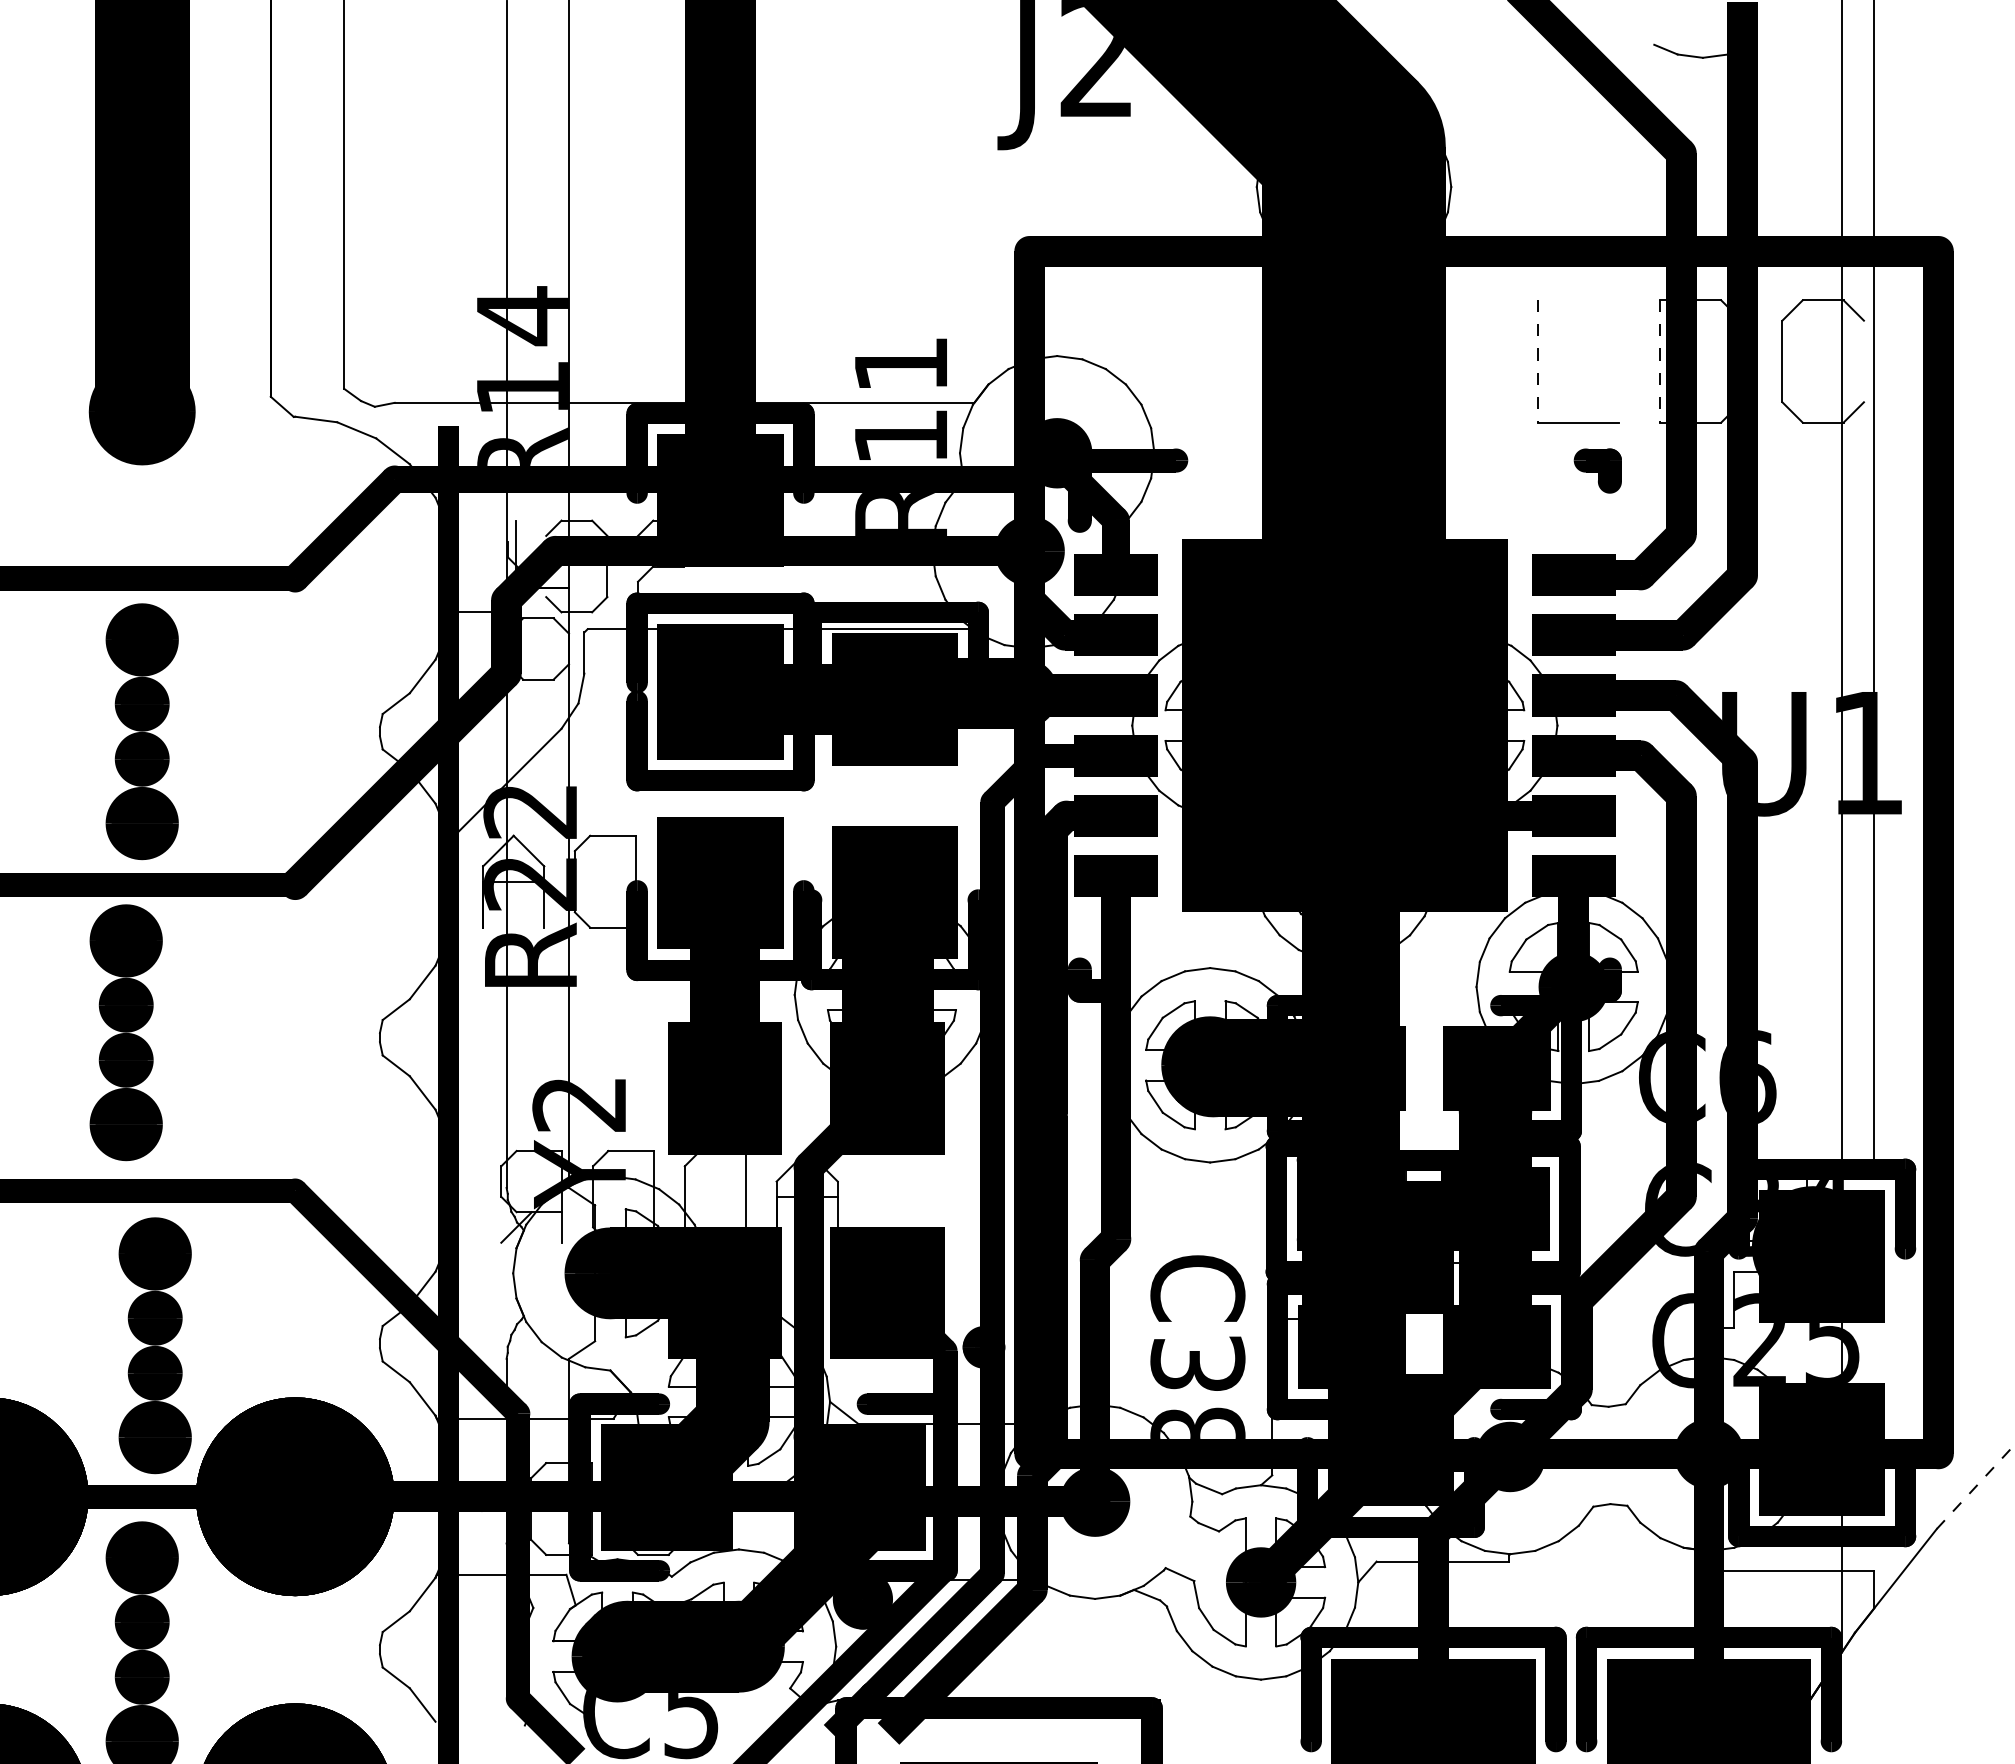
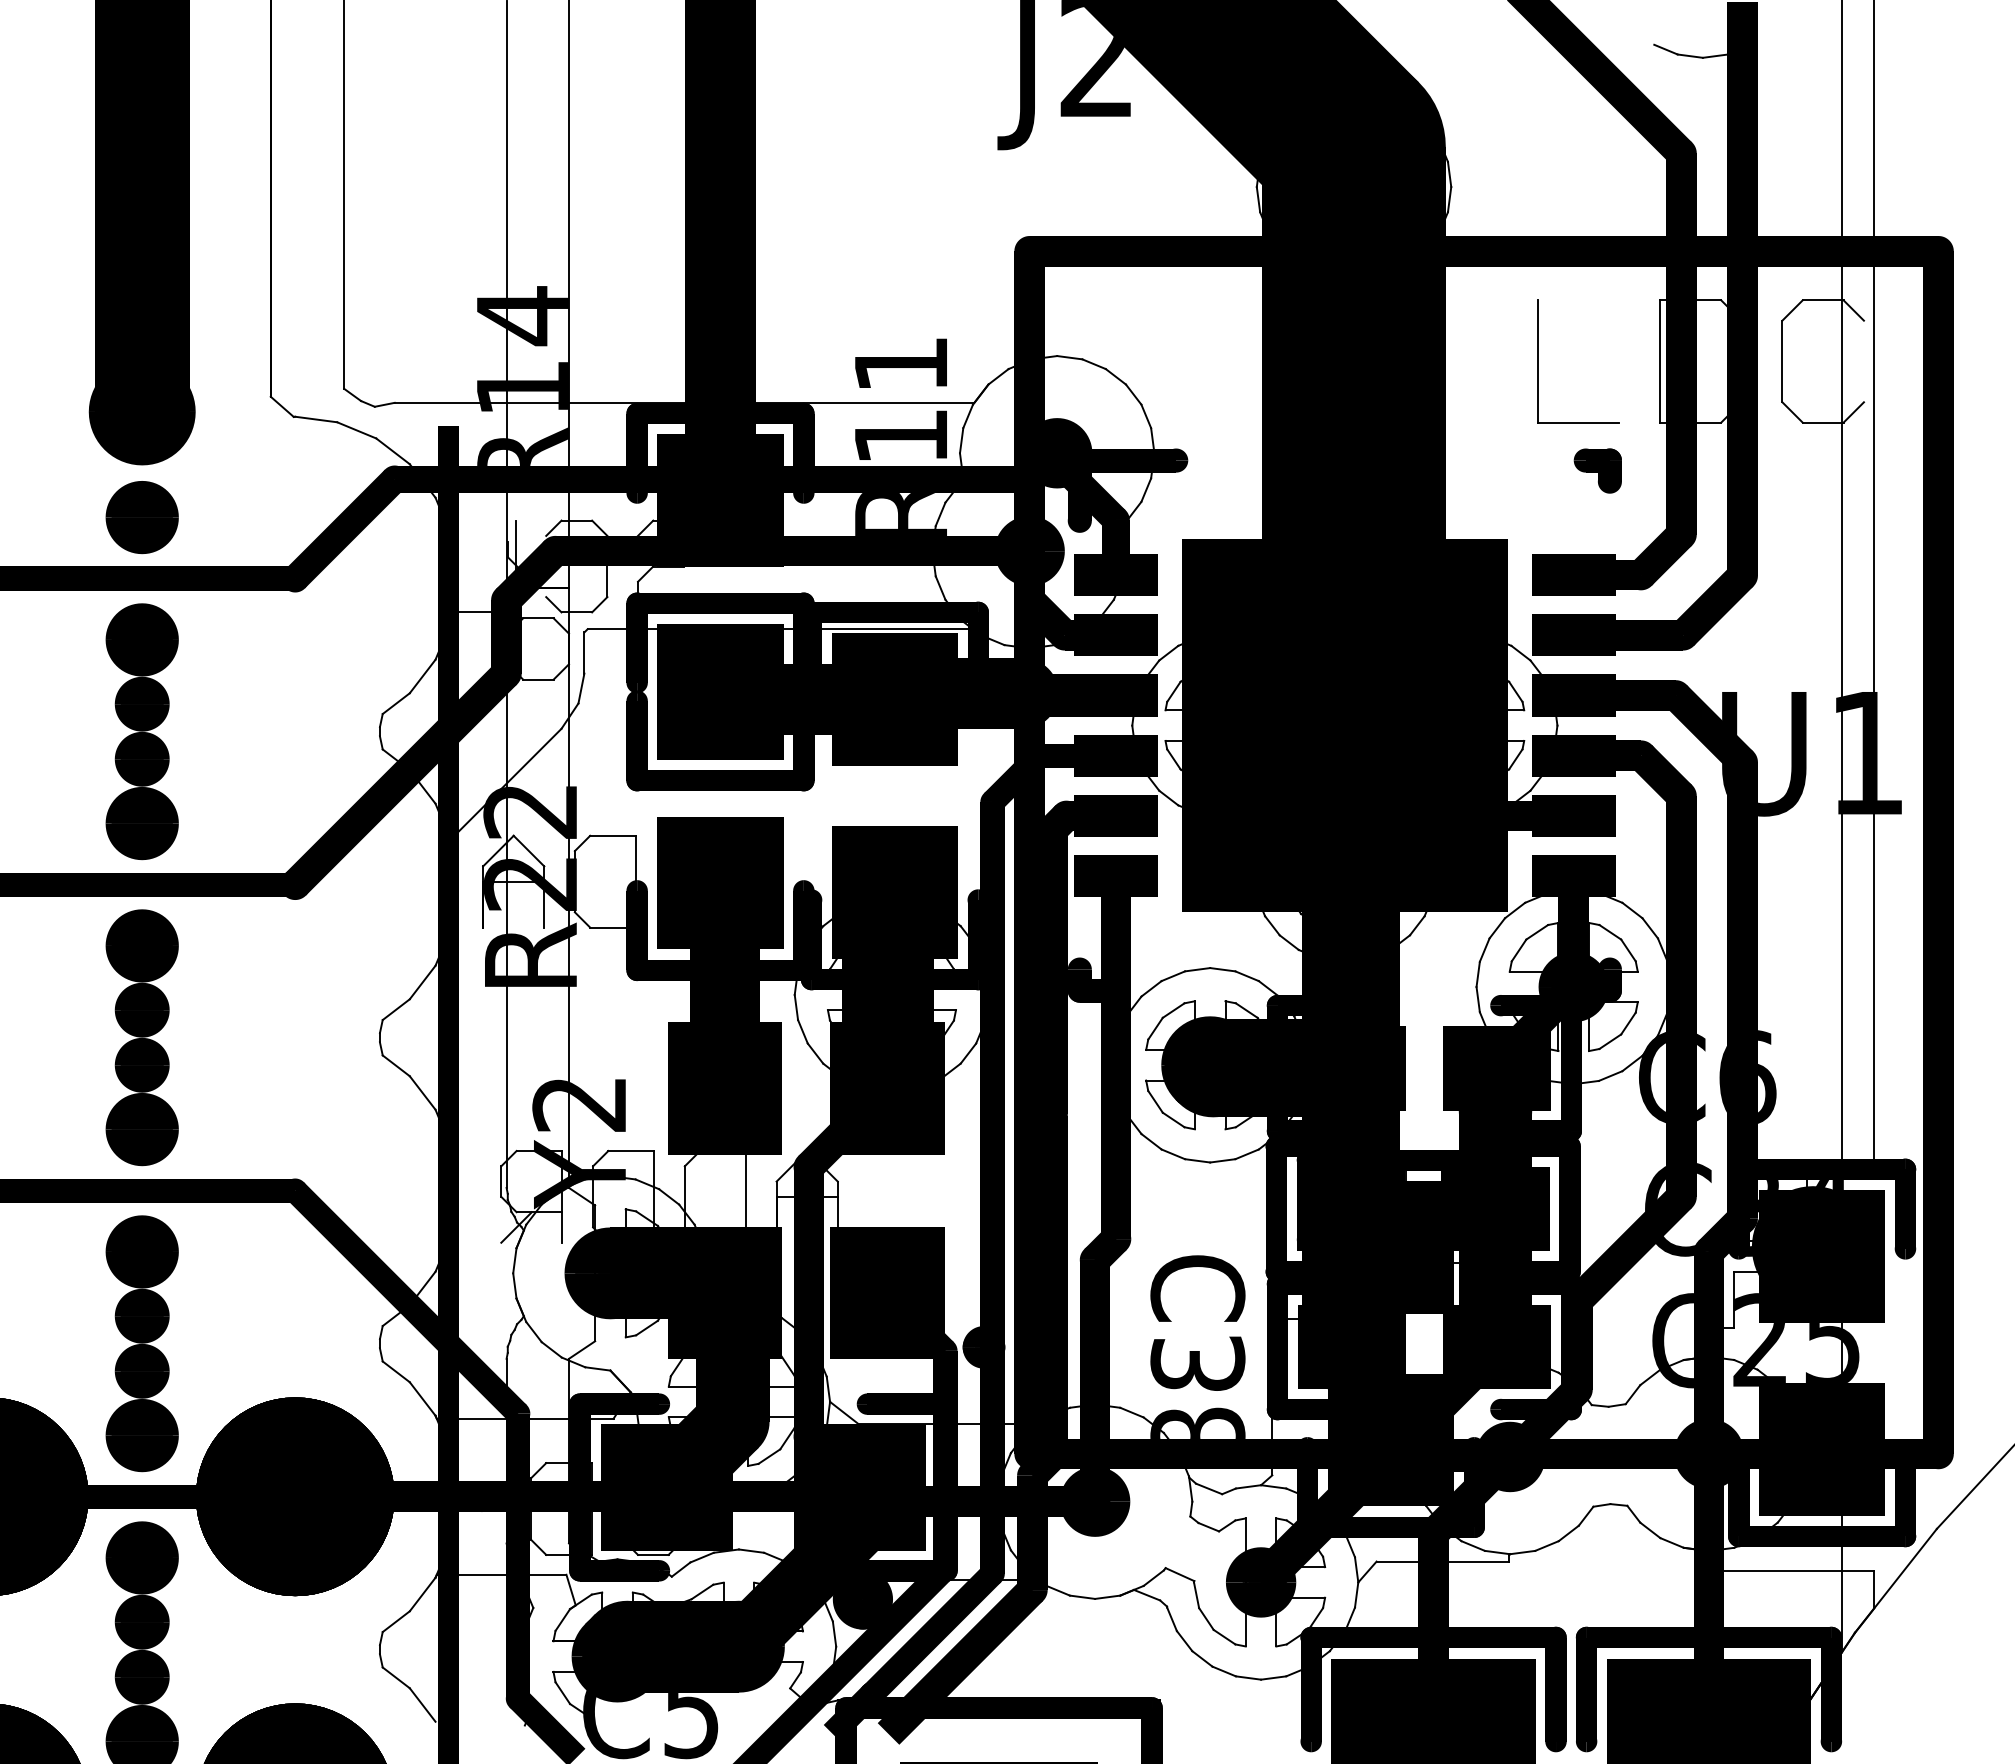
line: dashed -> solid (1537, 361)
line: dashed -> solid (1660, 361)
part: none -> present (141, 517)
part position: (125, 1032) -> (141, 1037) (141, 1037)
part position: (154, 1345) -> (141, 1343) (141, 1343)
line: dashed -> solid (1975, 1487)
